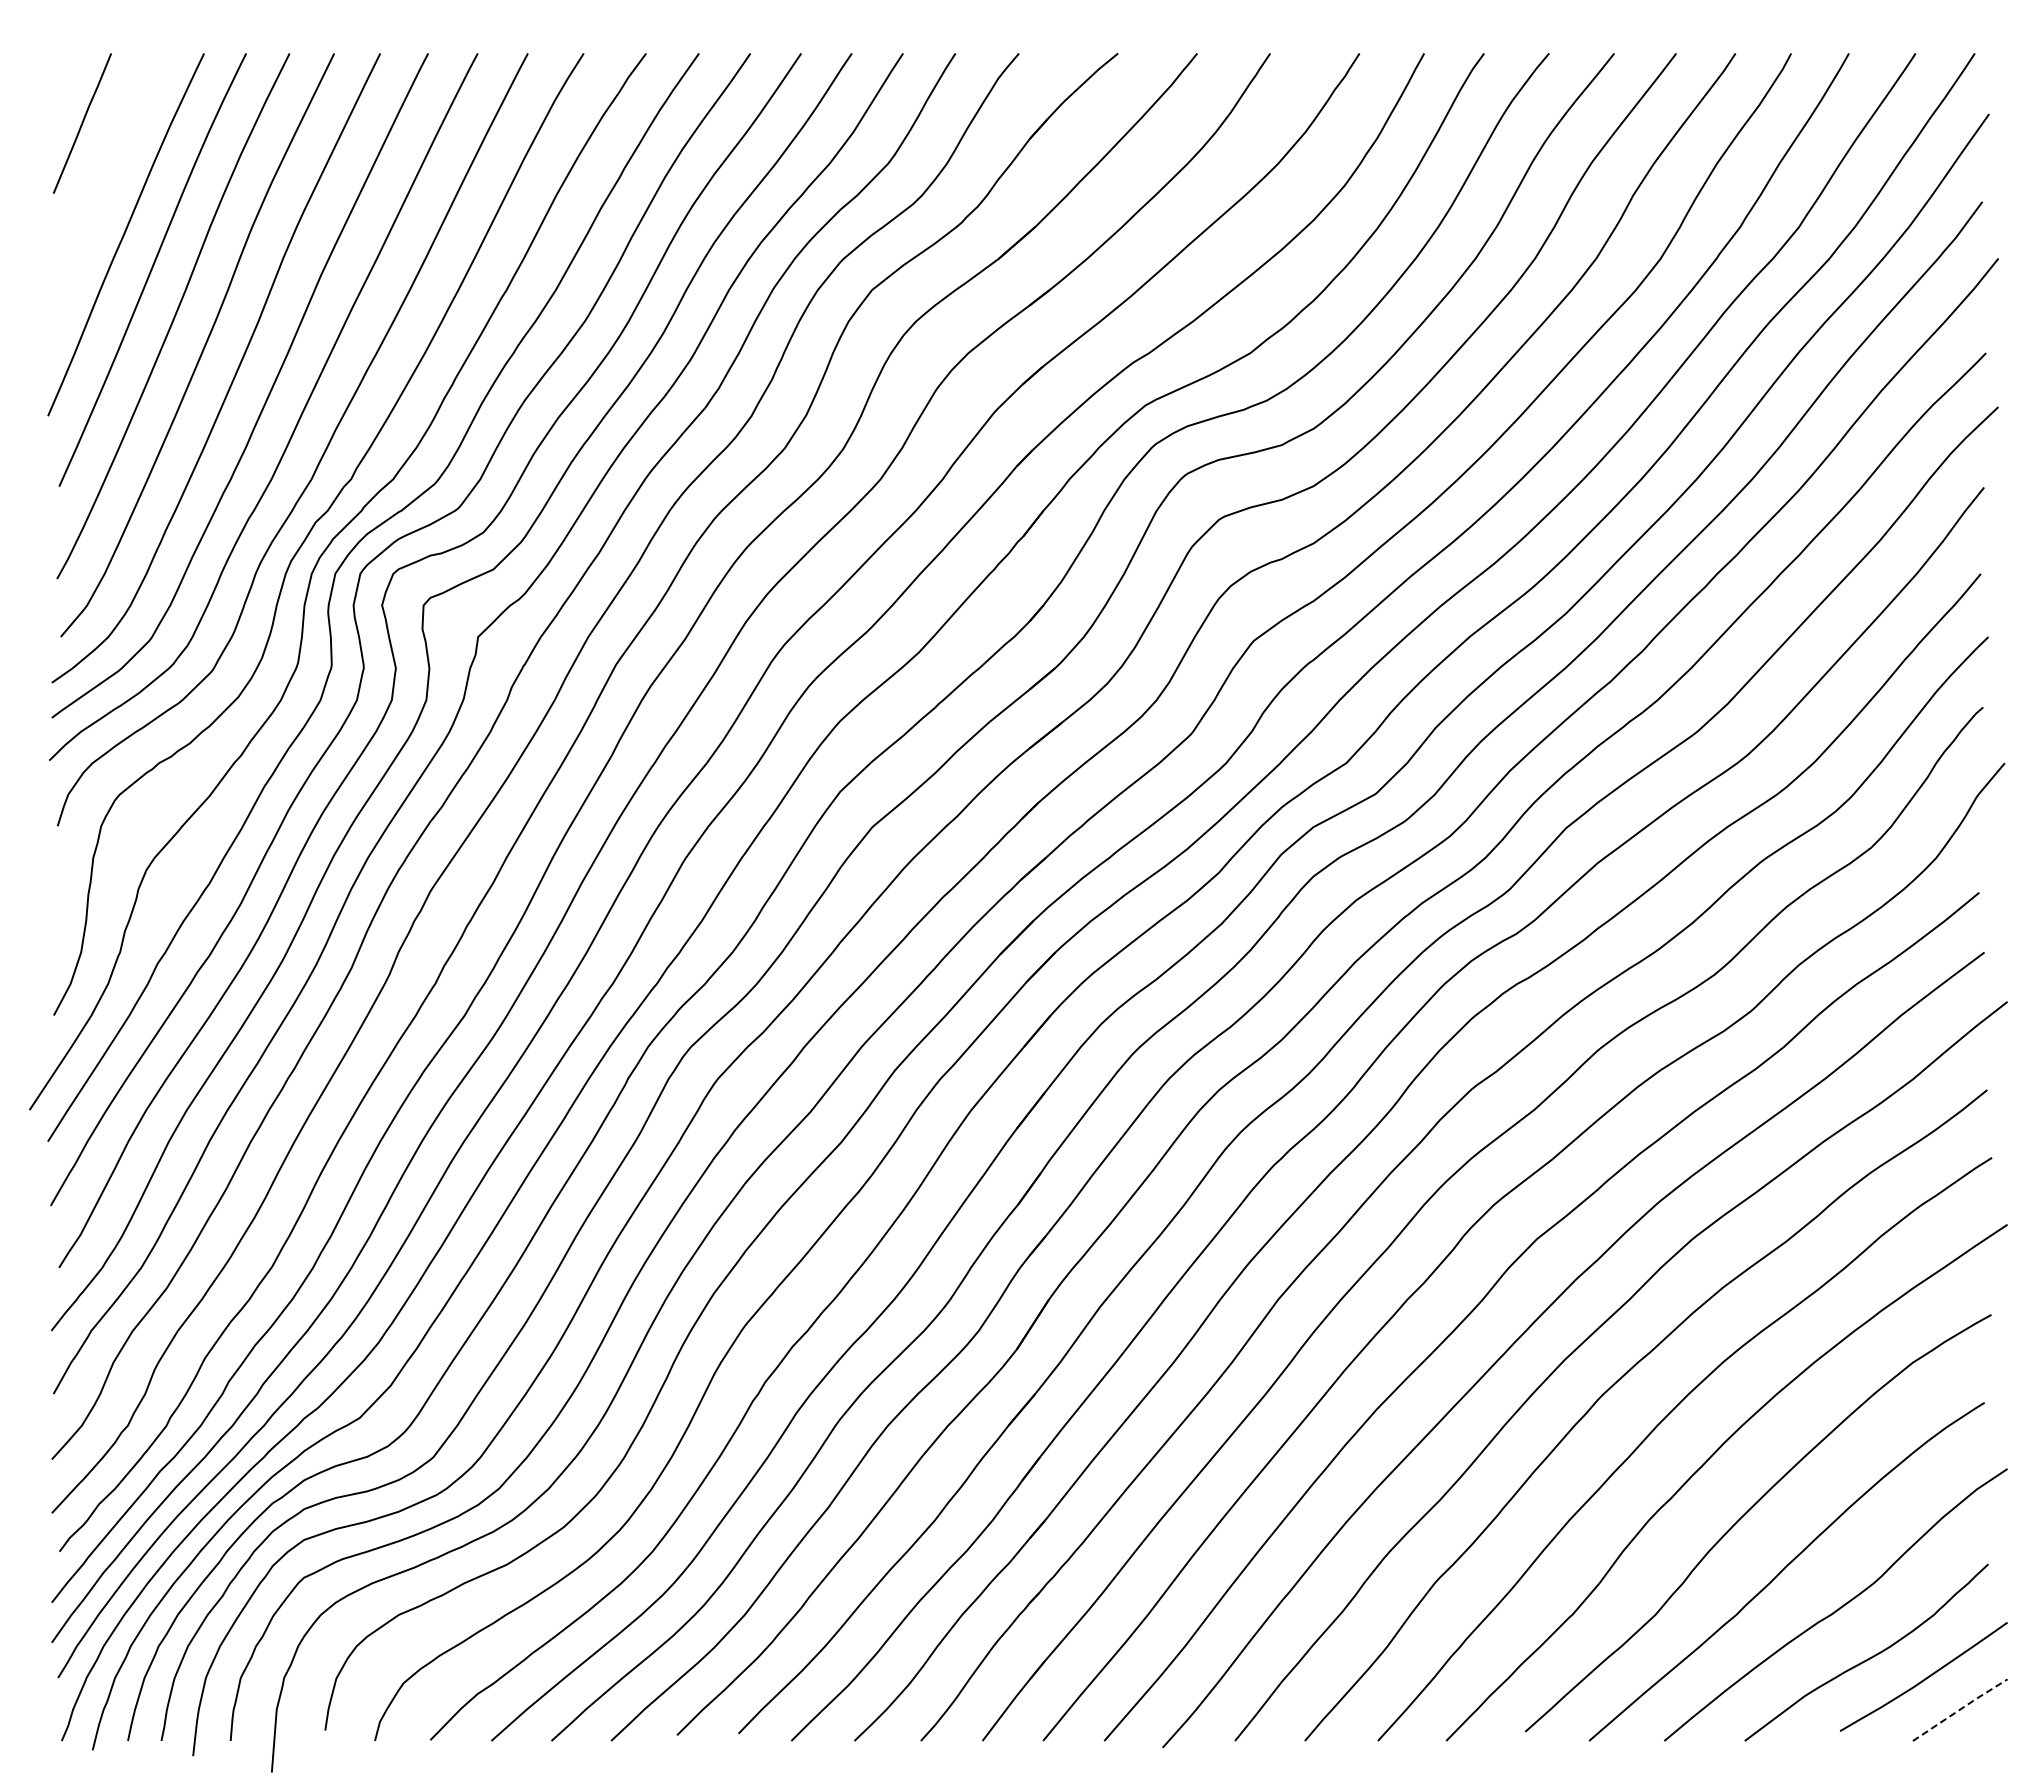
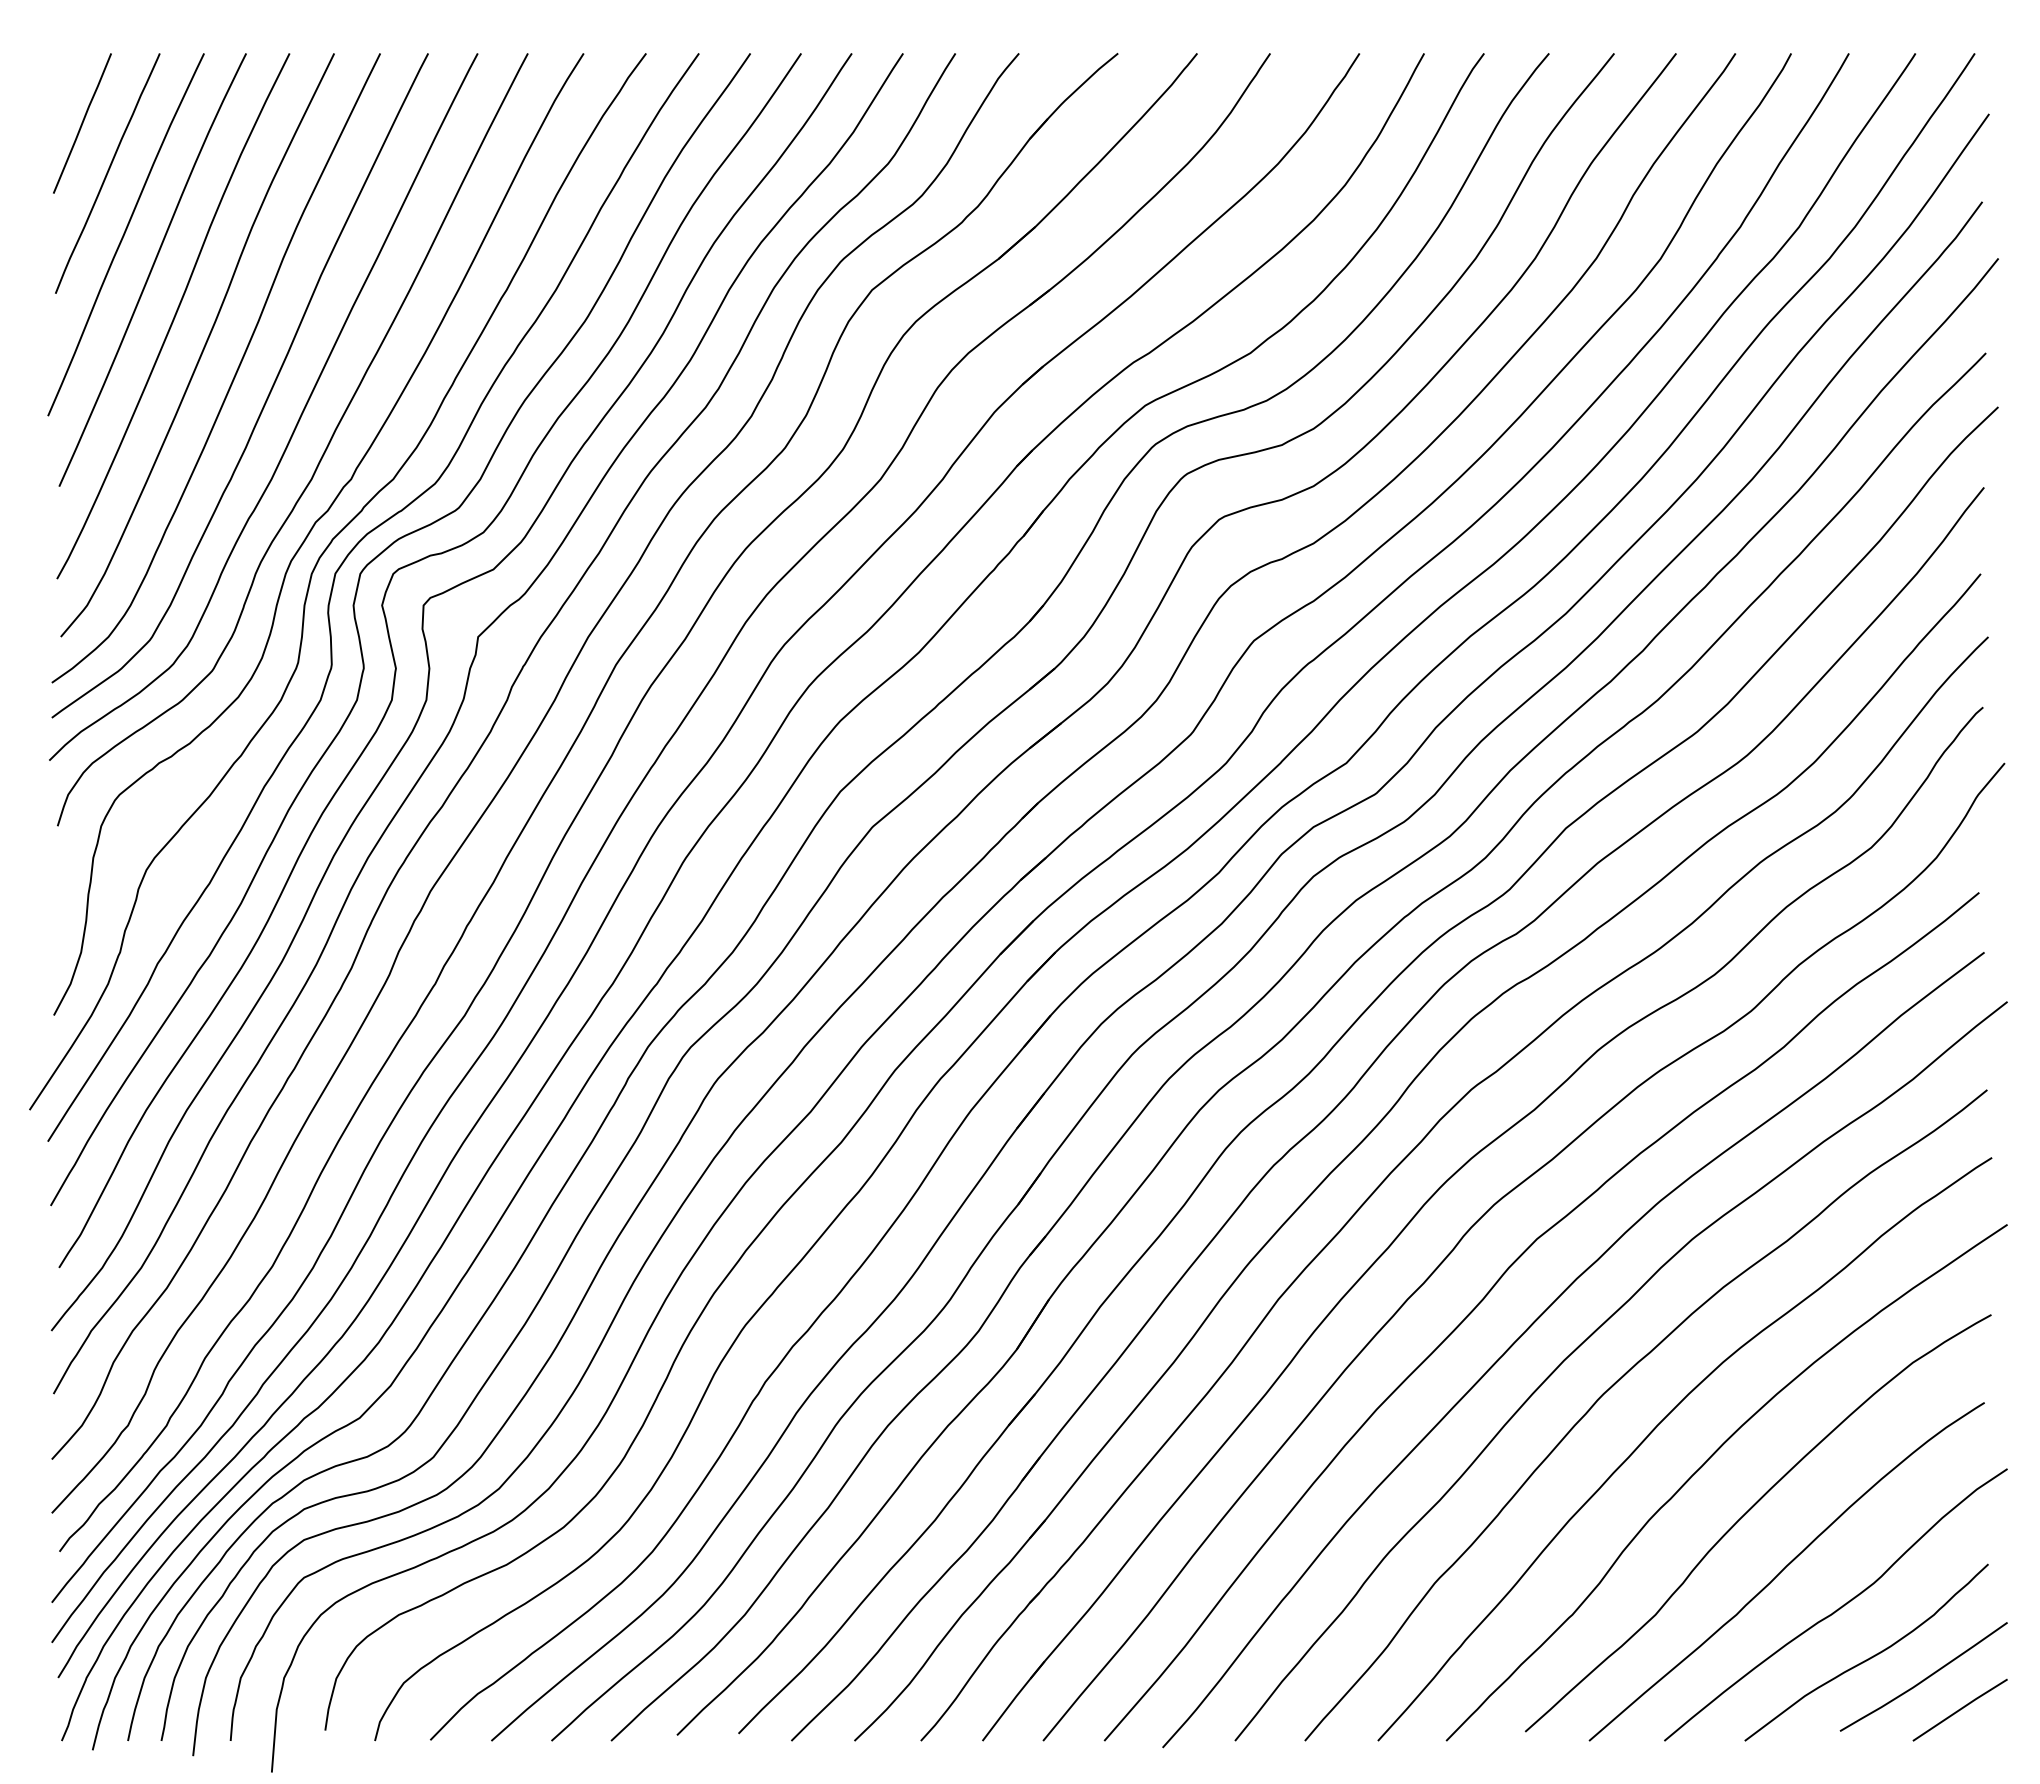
curve: none -> present (107, 173)
line: dashed -> solid (1961, 1709)
